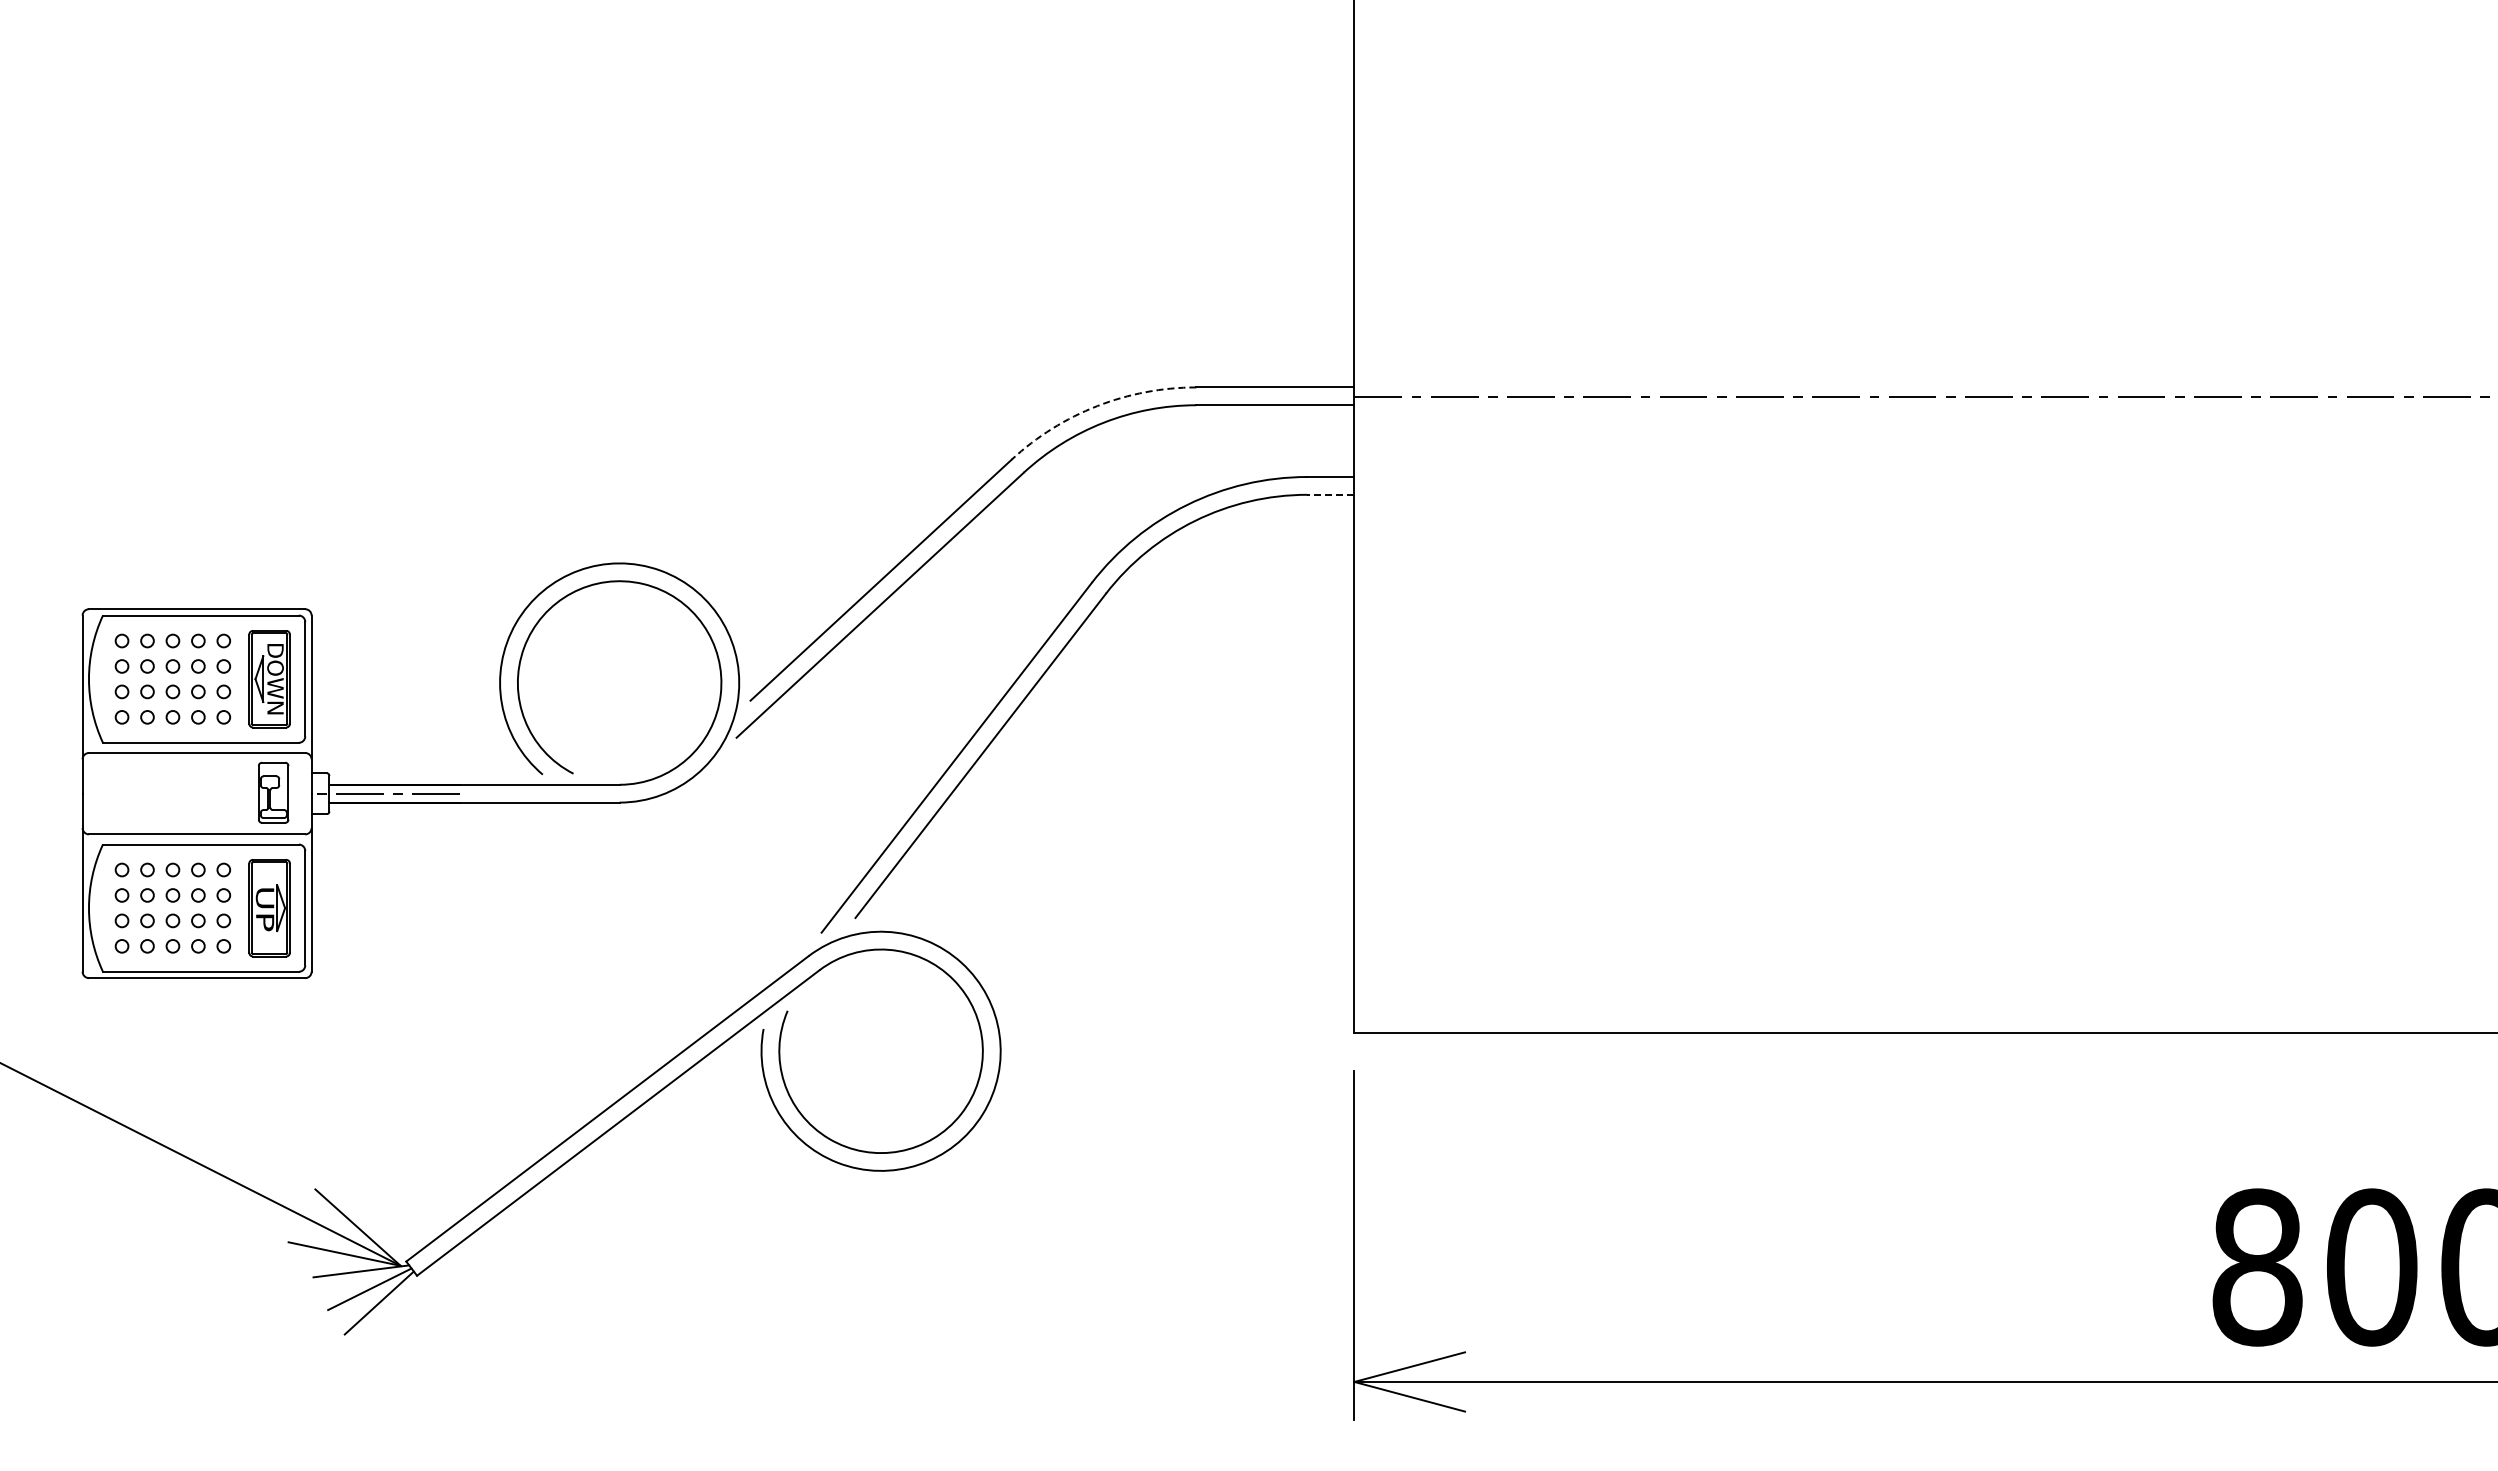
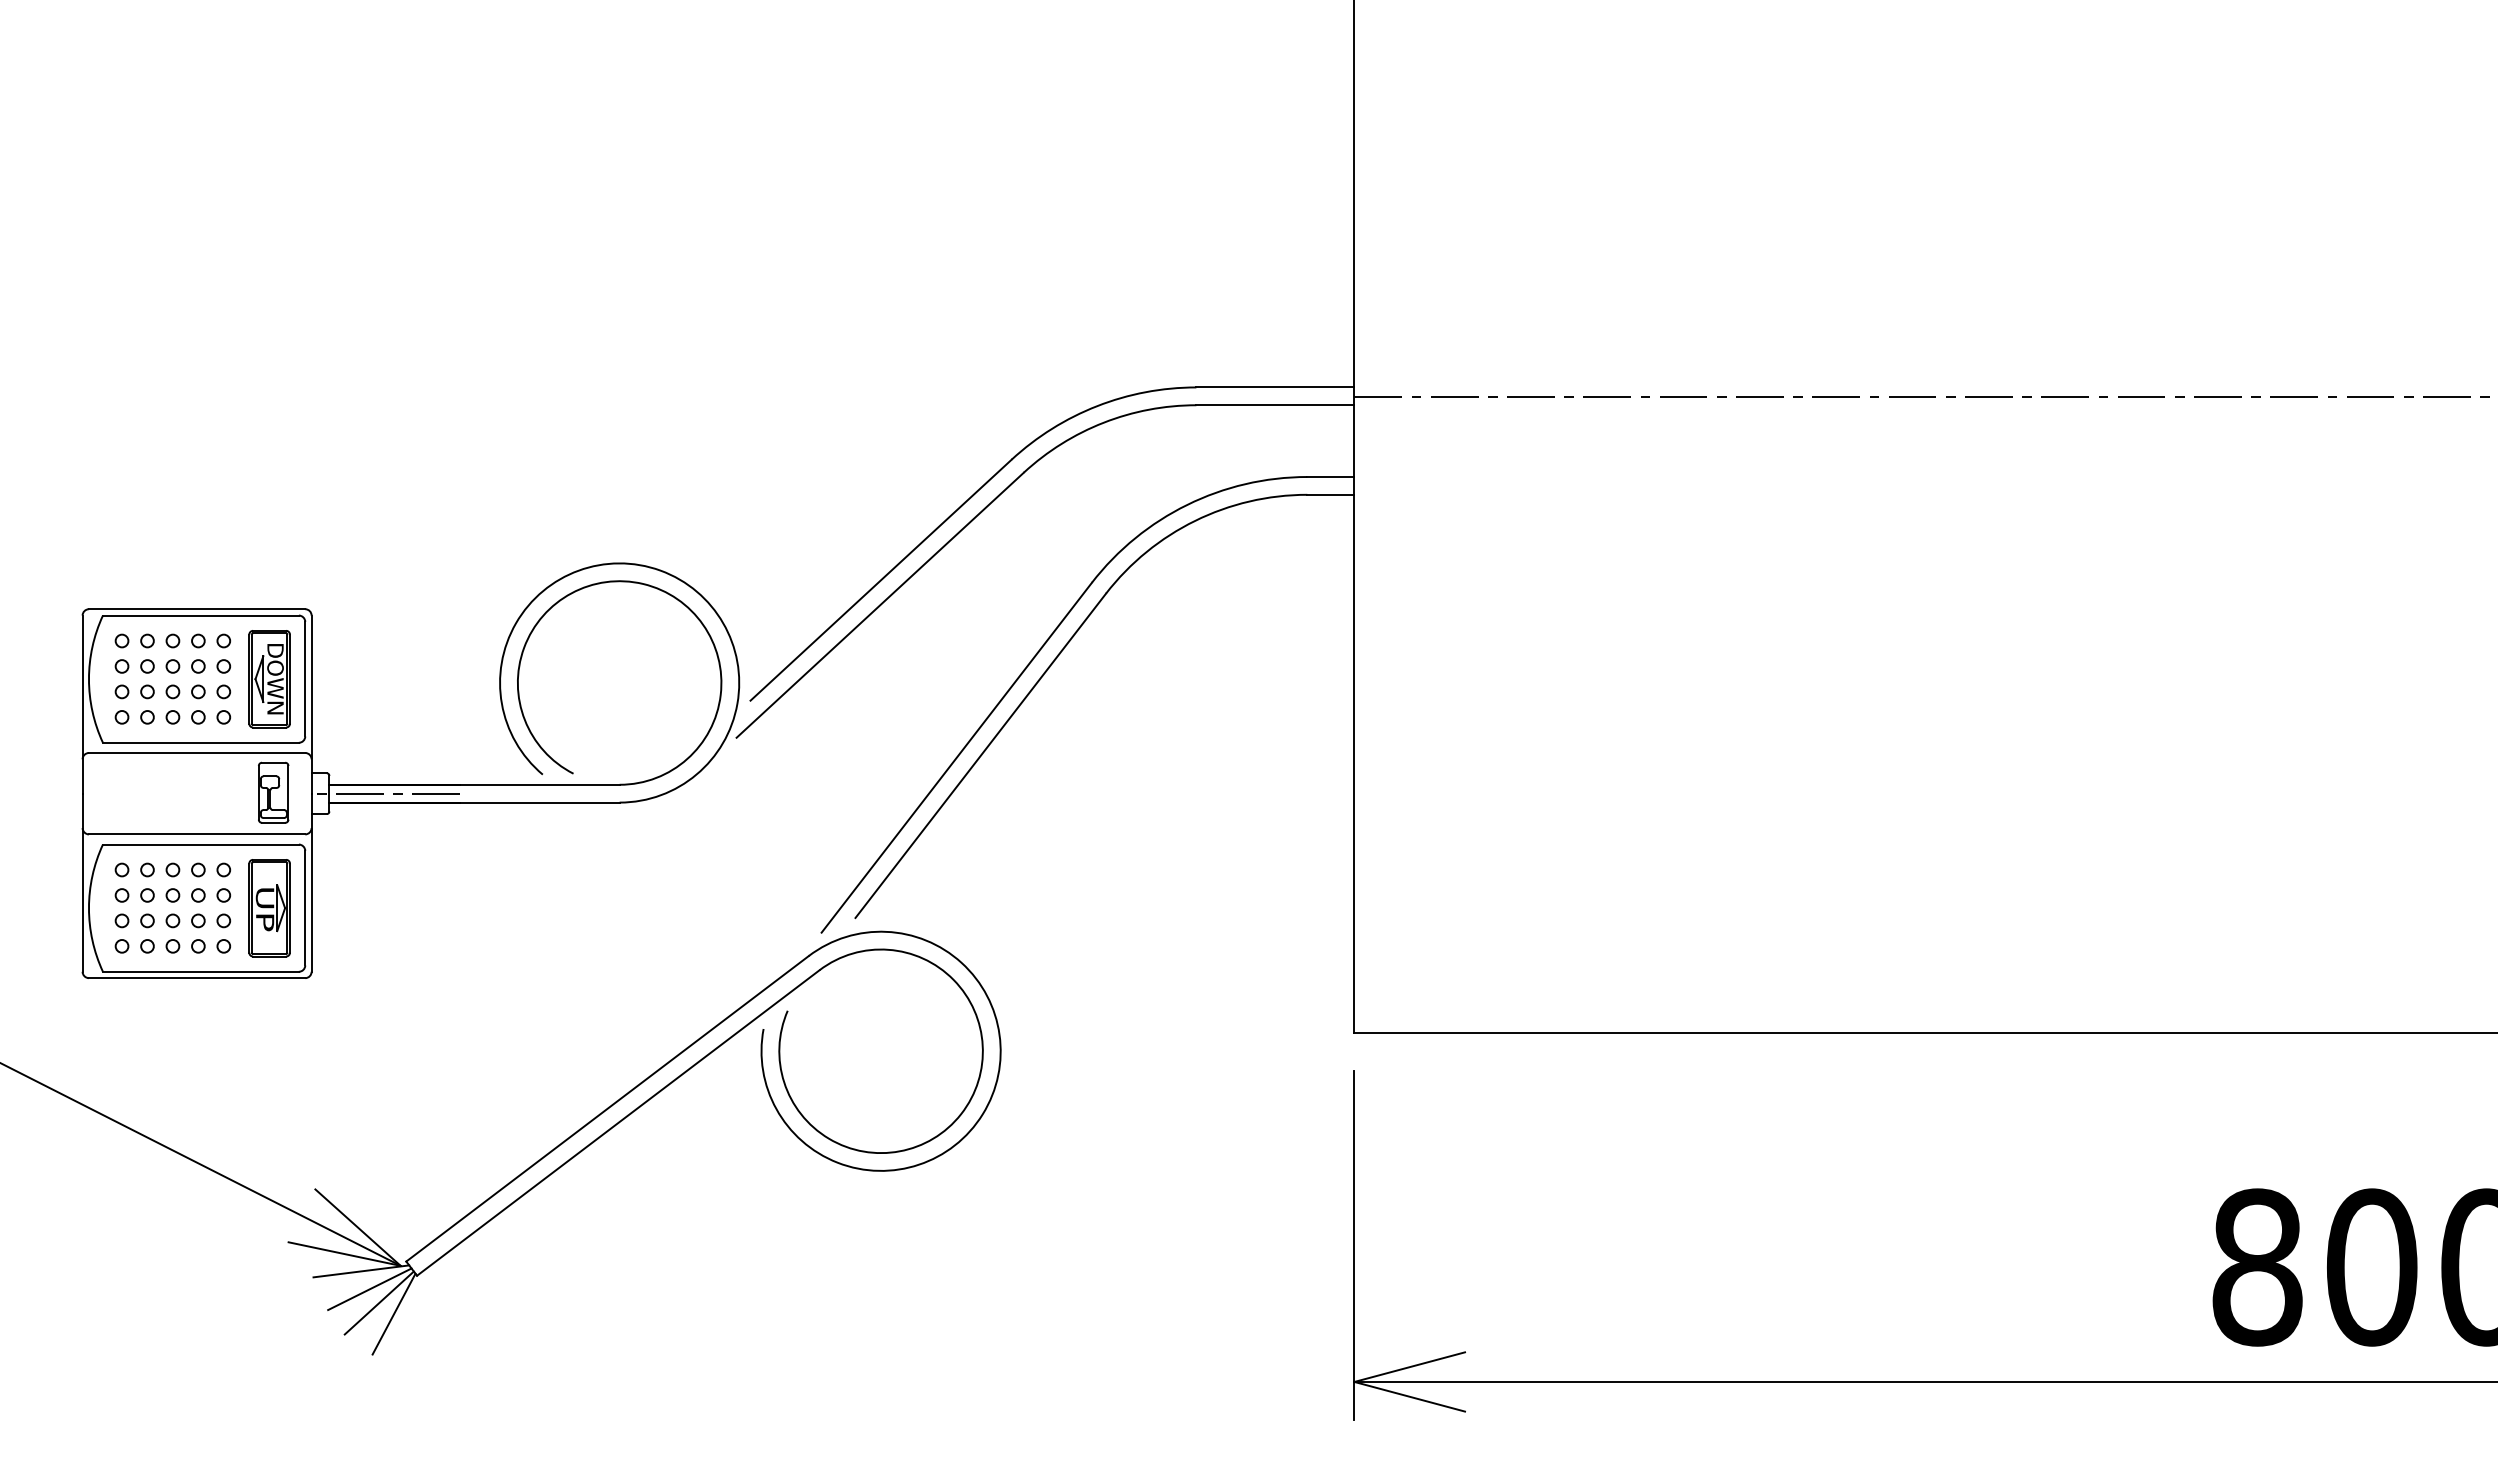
arc: dashed -> solid (1097, 406)
line: dashed -> solid (1330, 494)
line: none -> present (393, 1313)
